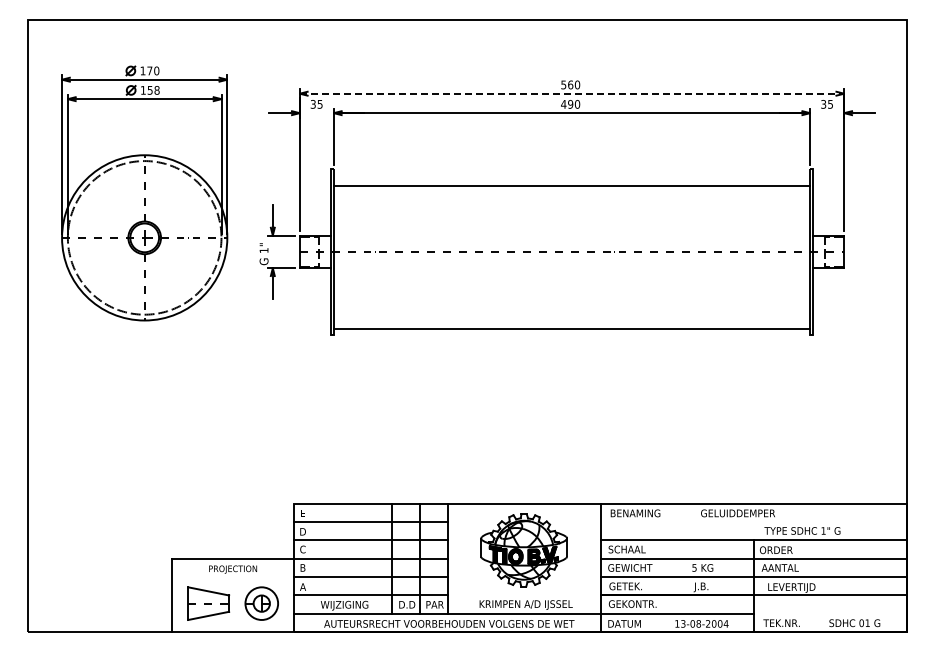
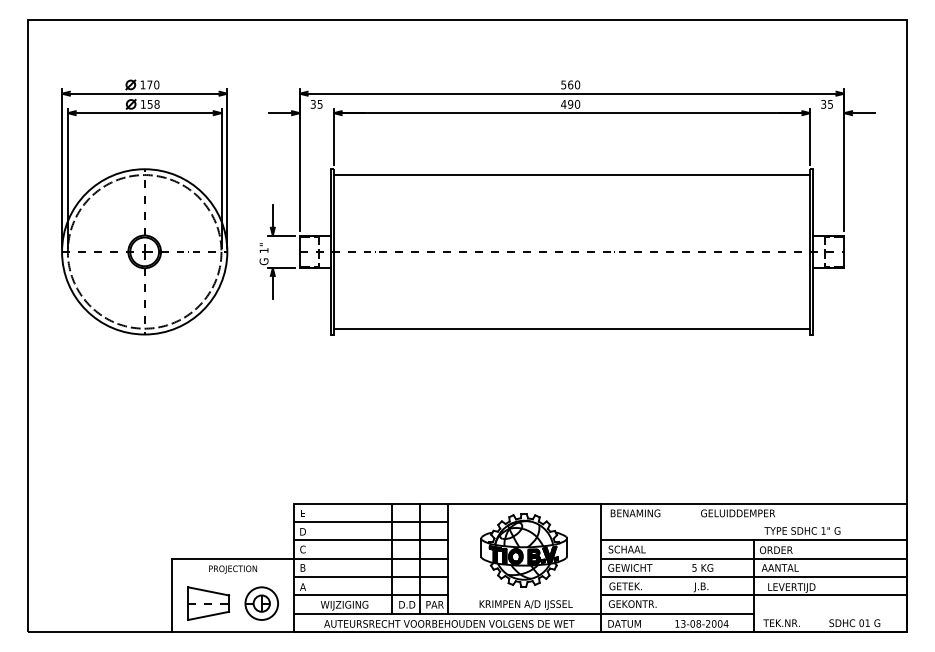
line: dashed -> solid (572, 93)
line position: (571, 186) -> (571, 175) (571, 175)
part position: (144, 193) -> (144, 207) (144, 207)
